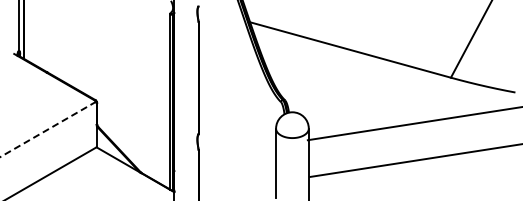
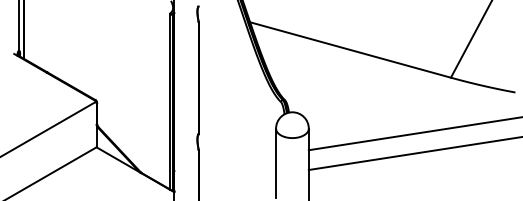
line position: (413, 123) -> (413, 133) (413, 133)
line: dashed -> solid (48, 129)
line position: (414, 160) -> (413, 153) (413, 153)
